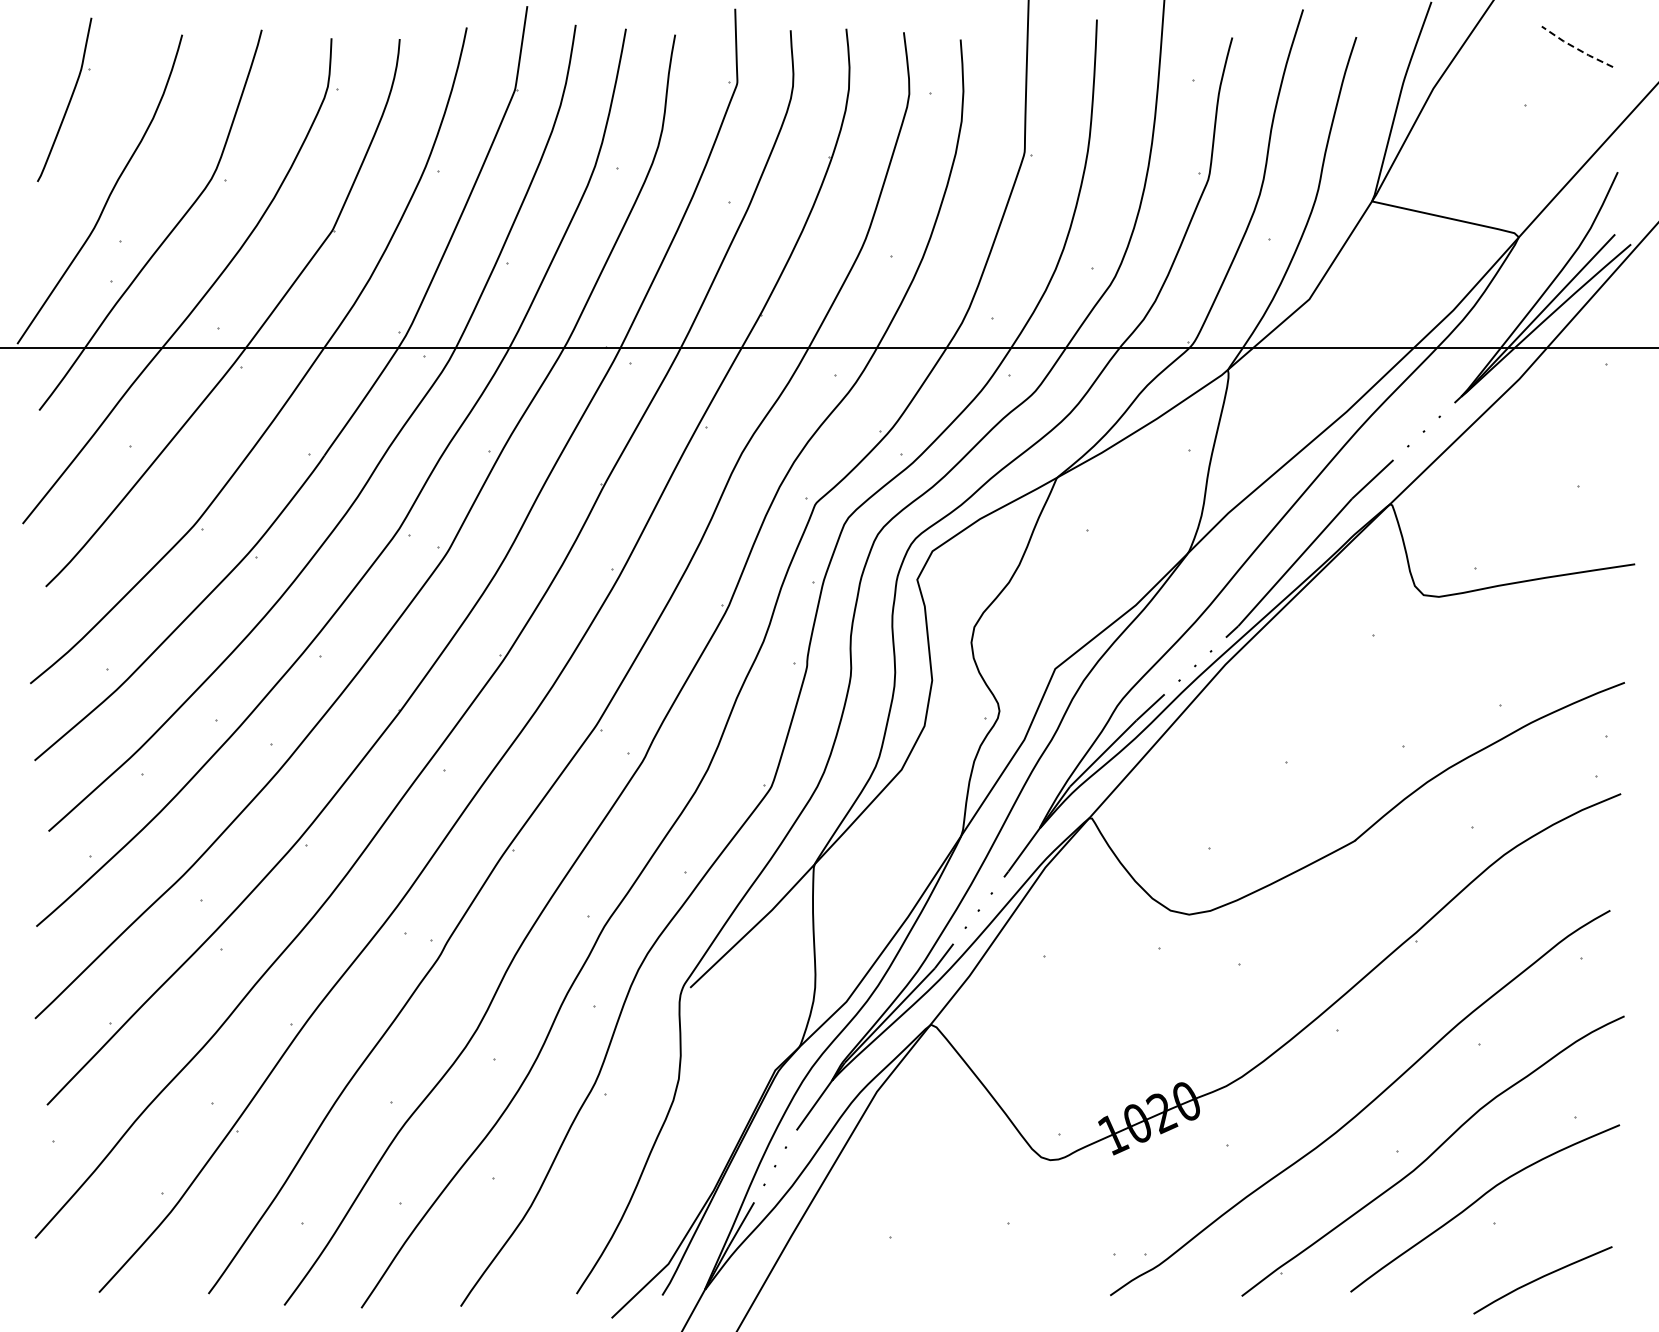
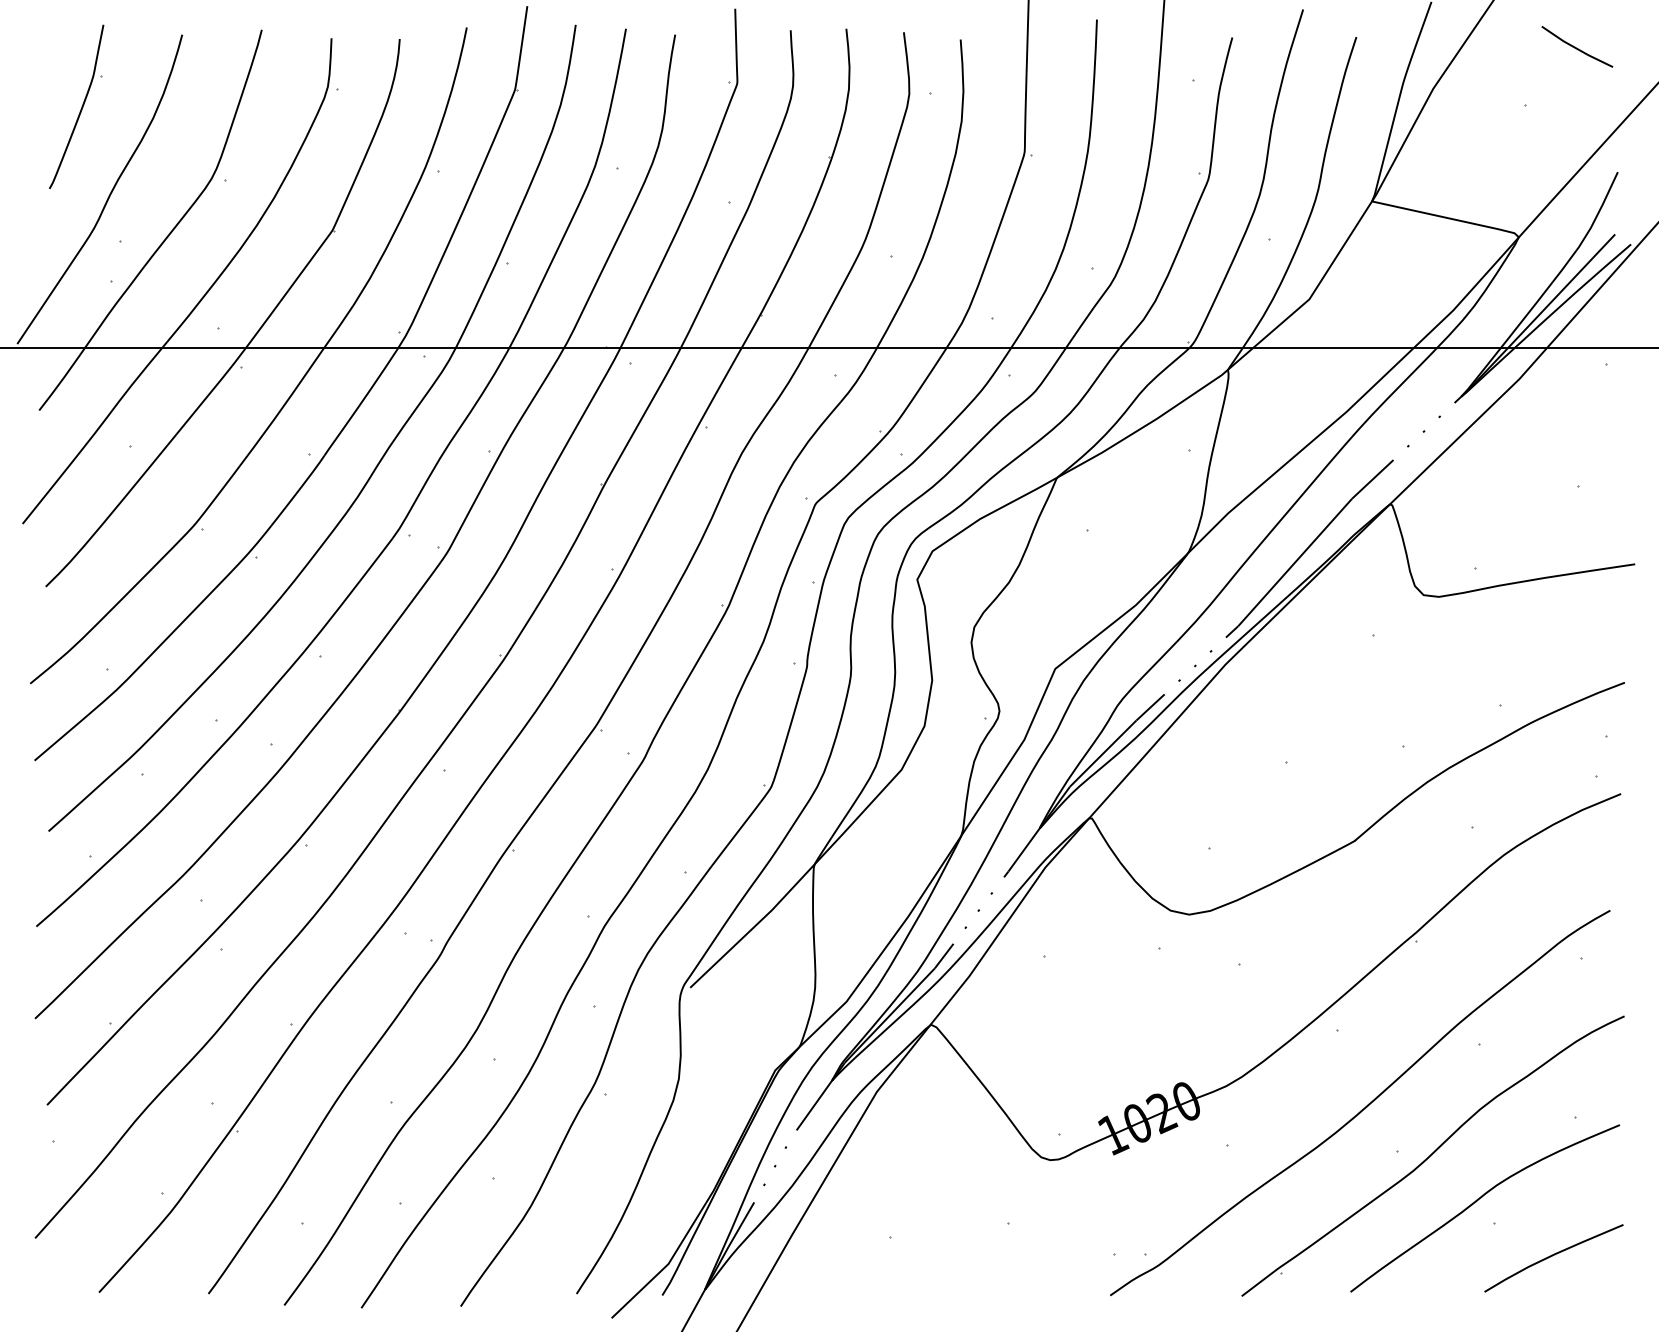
line: dashed -> solid (1576, 48)
part position: (64, 99) -> (76, 106) (76, 106)
curve position: (1541, 1278) -> (1552, 1256) (1552, 1256)
